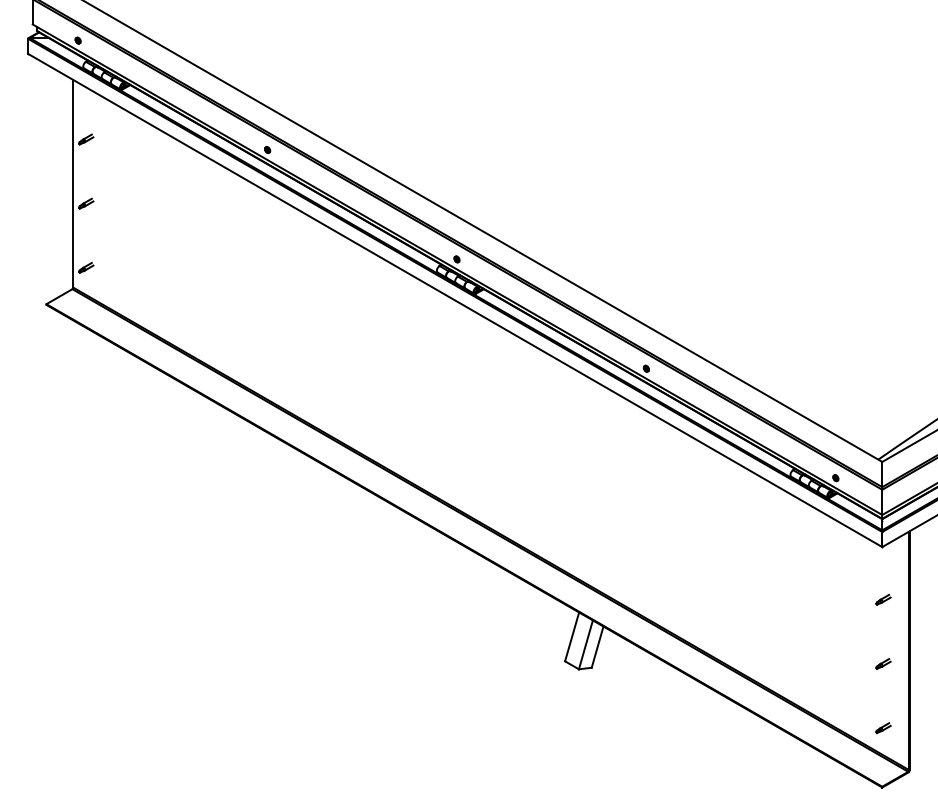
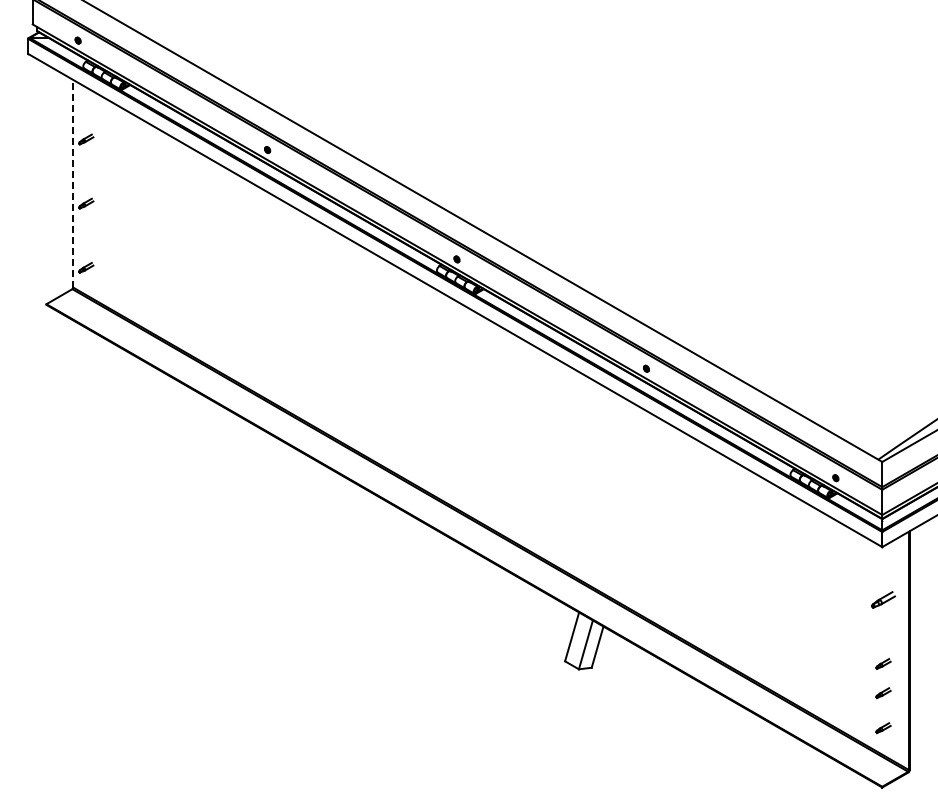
line: solid -> dashed (73, 183)
part size: 17x13 px -> 26x18 px (882, 599)
part: none -> present (883, 693)
